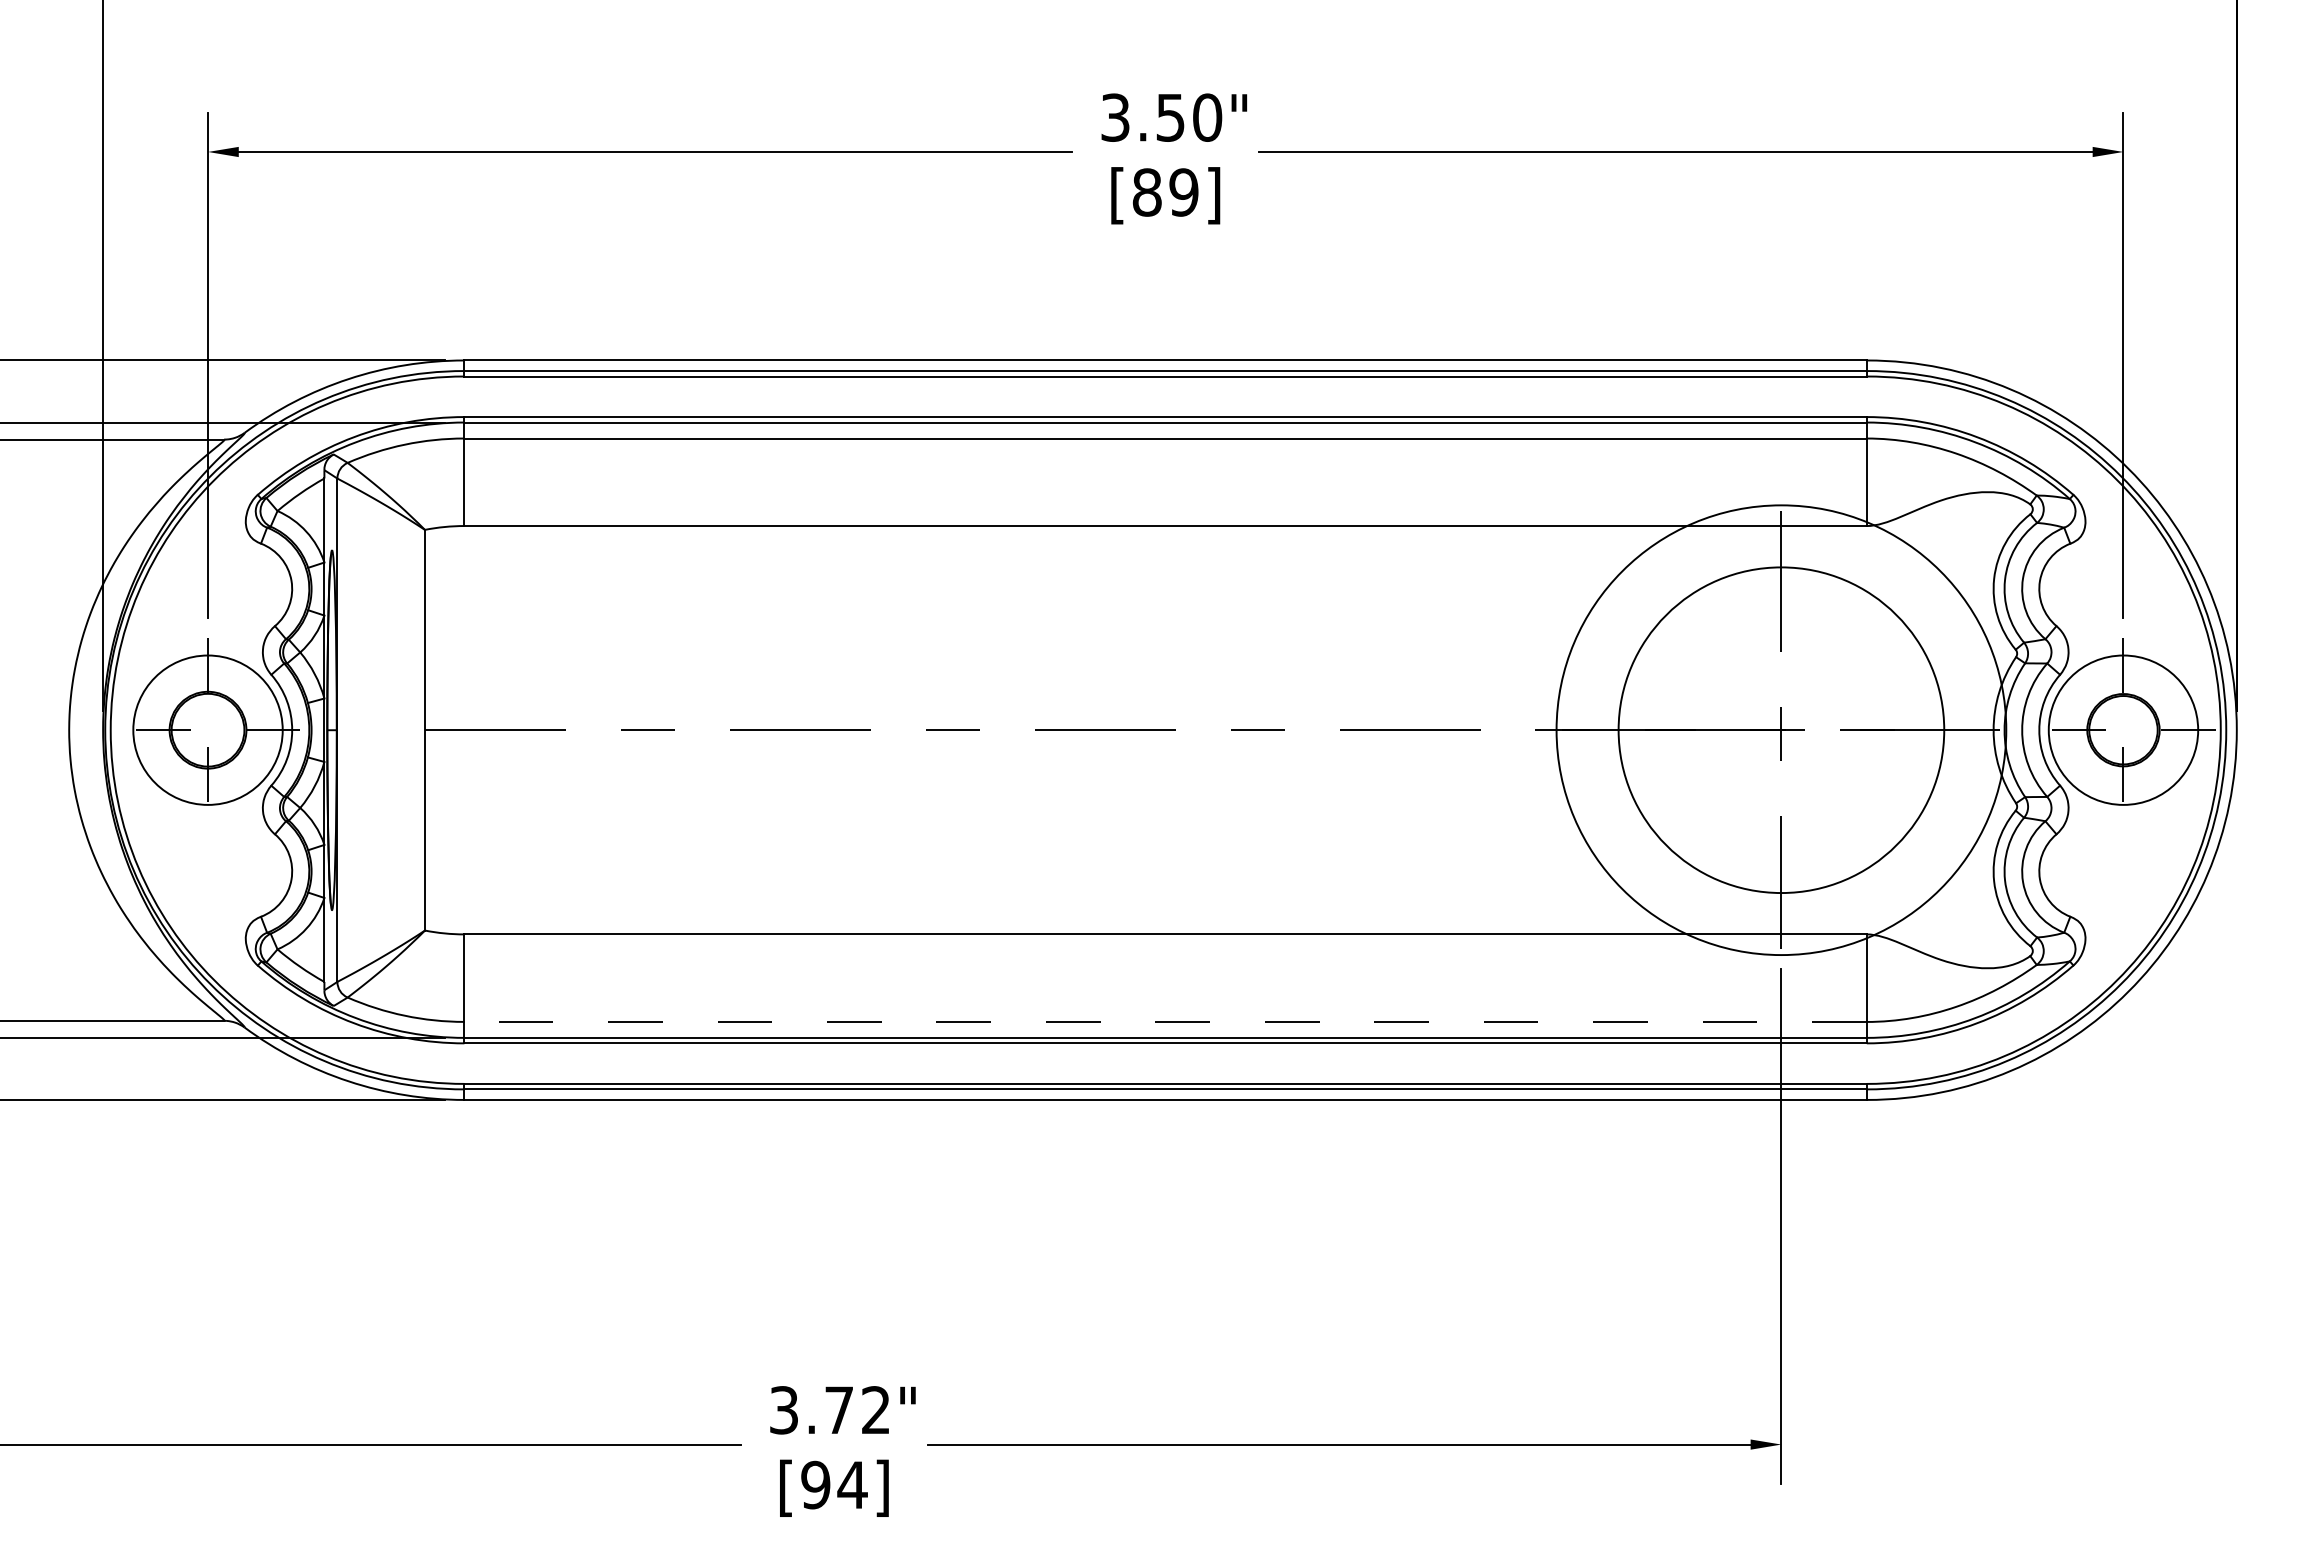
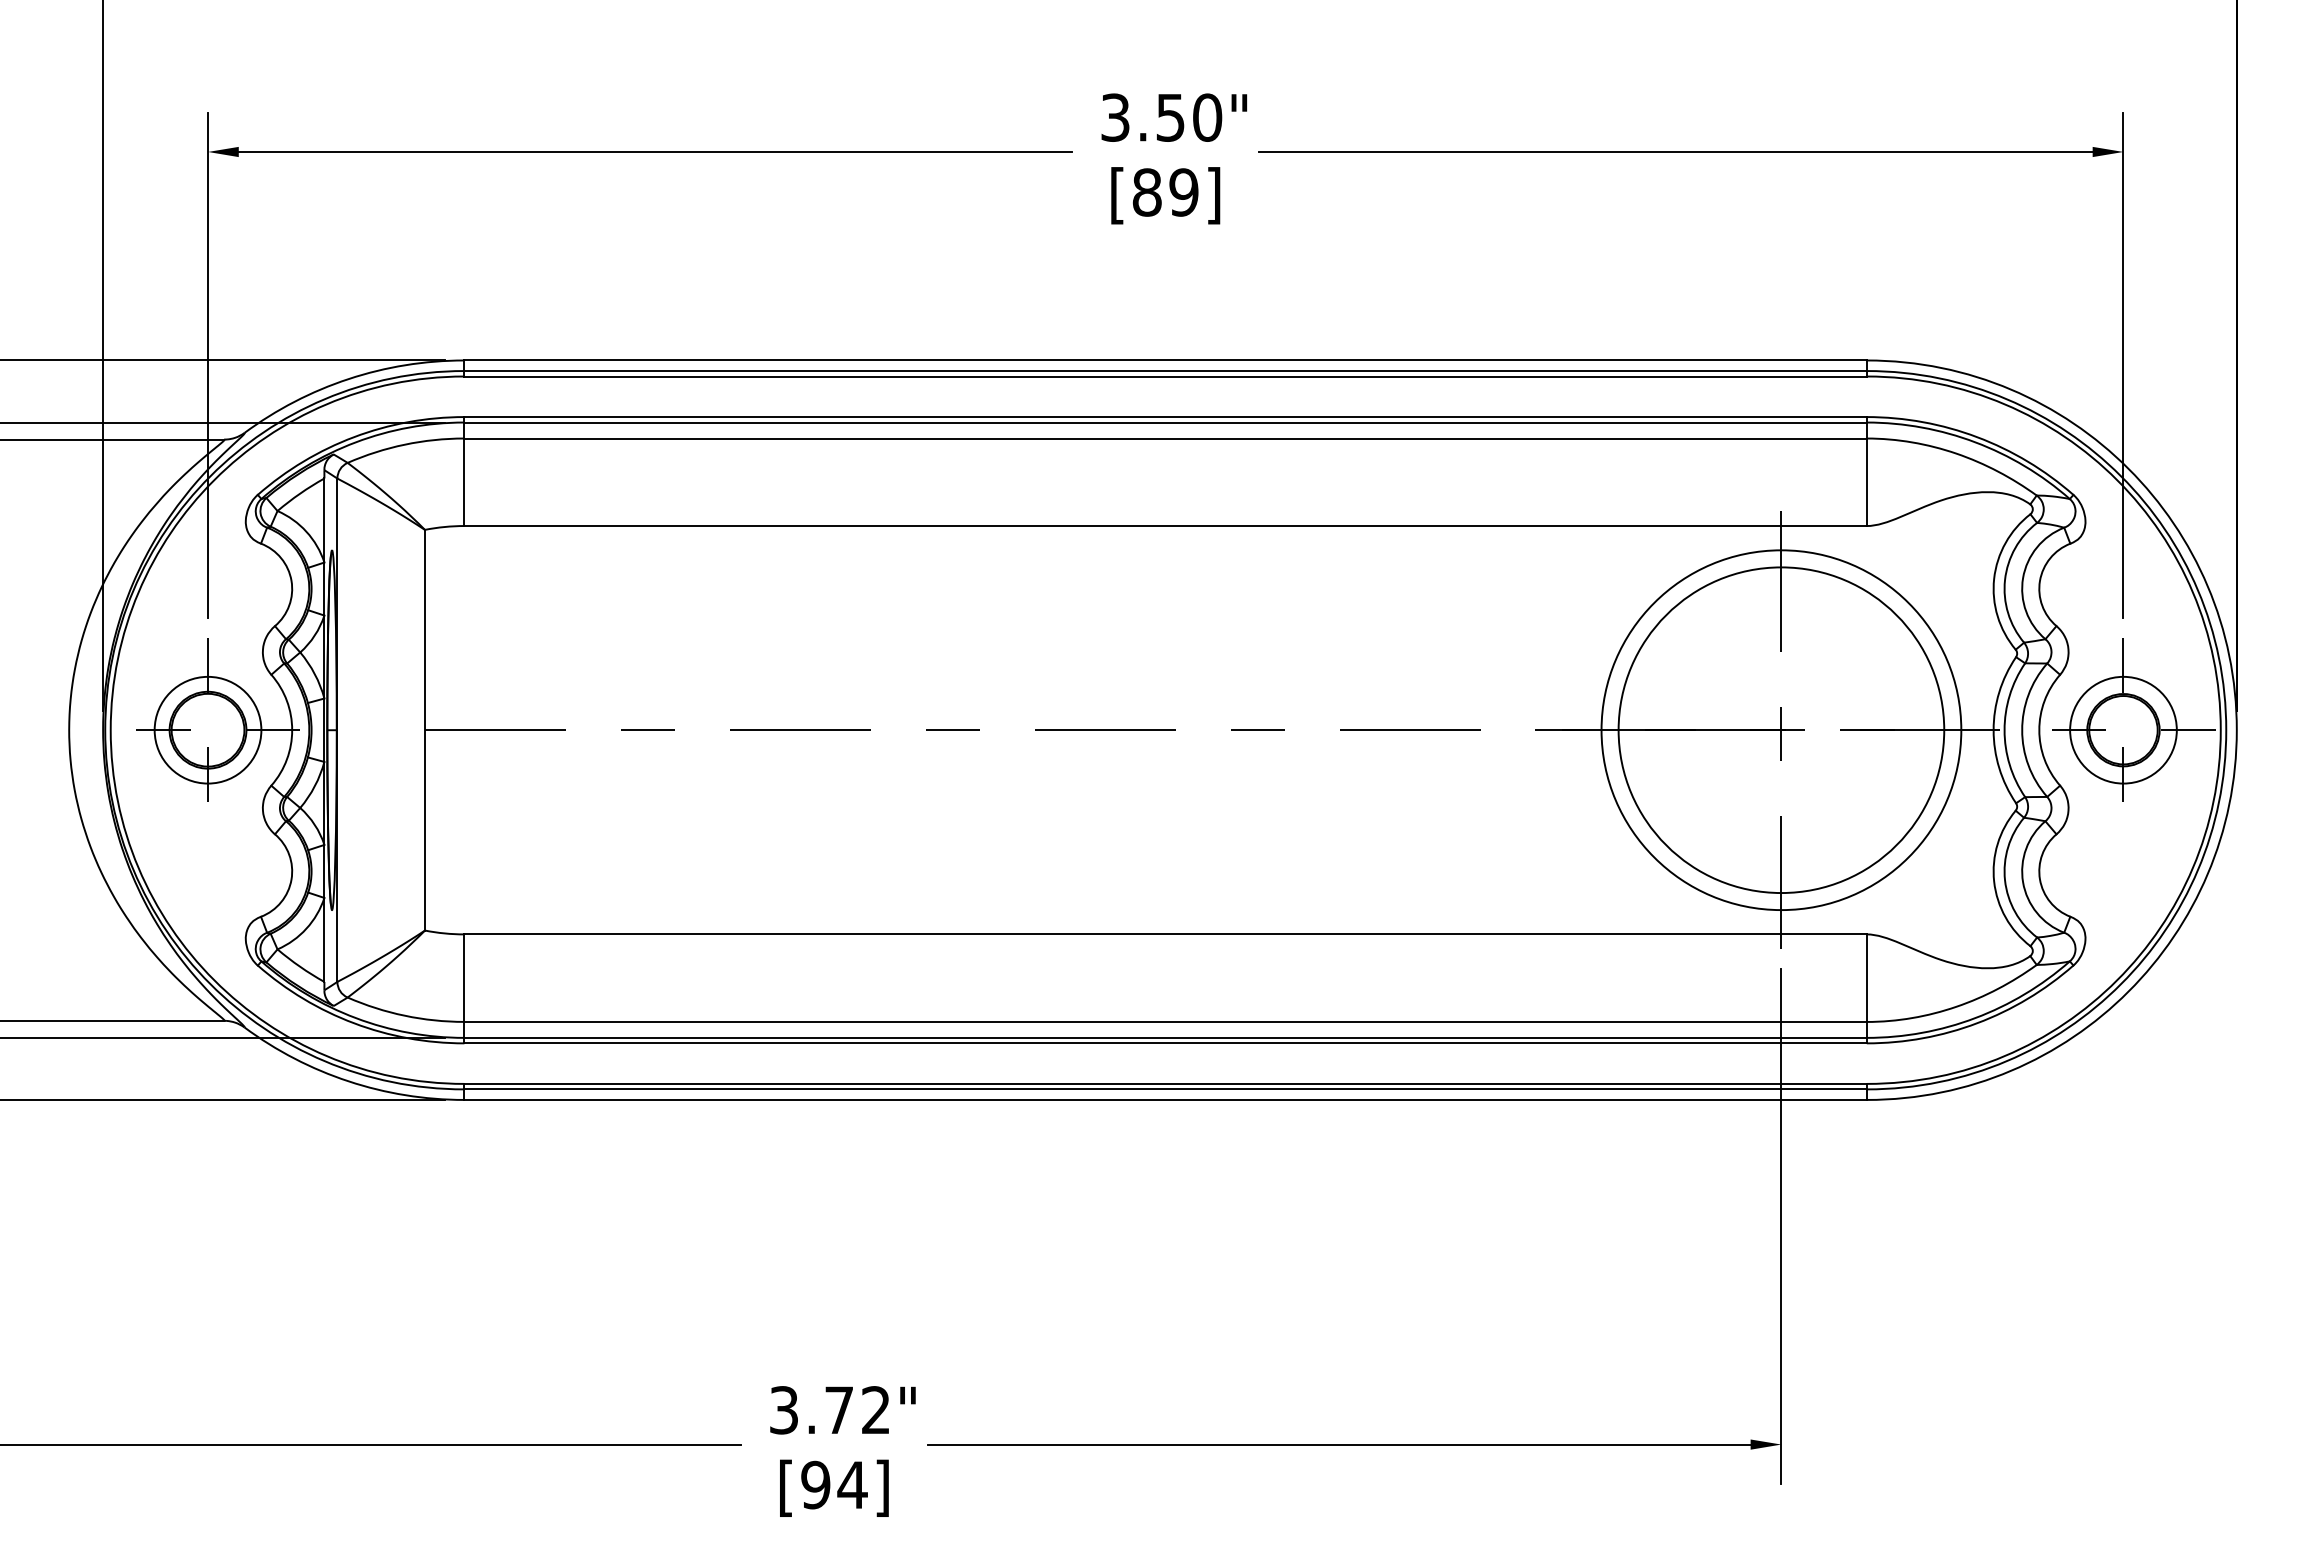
circle diameter: 149 px -> 107 px (207, 729)
circle diameter: 149 px -> 107 px (2123, 729)
circle diameter: 450 px -> 360 px (1781, 730)
line: dashed -> solid (1165, 1021)
